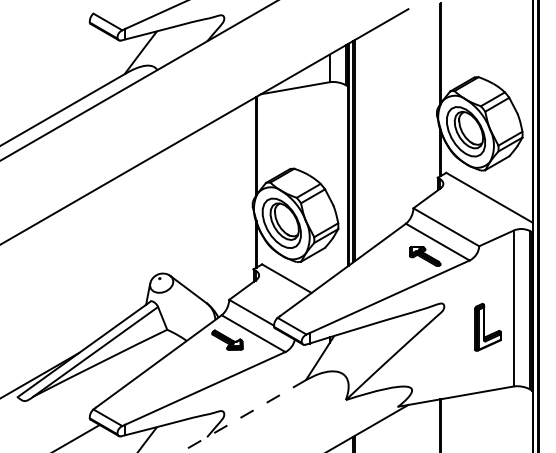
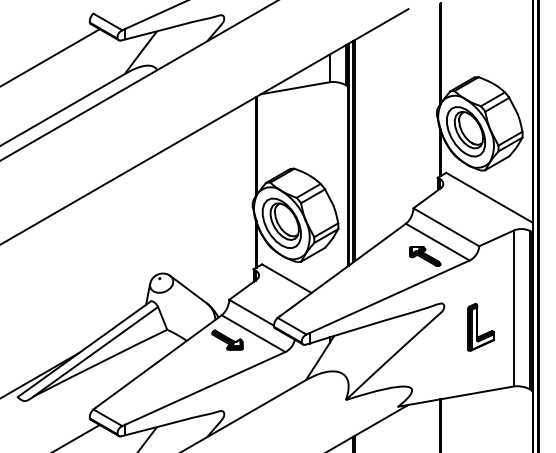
line: none -> present (50, 57)
part position: (487, 326) -> (480, 326) (480, 326)
line: dashed -> solid (242, 416)
